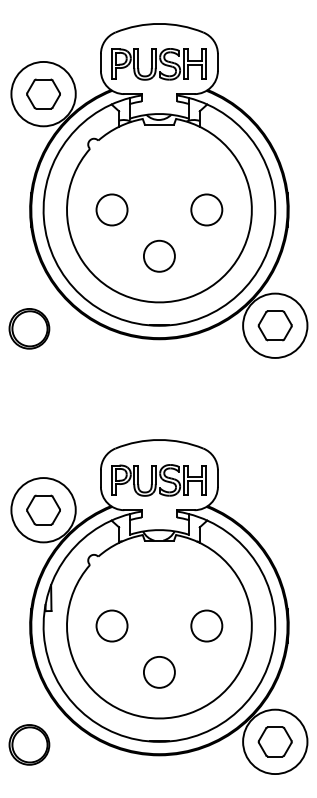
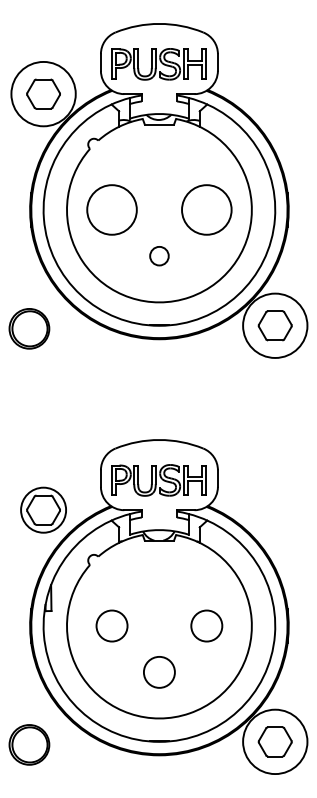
circle diameter: 31 px -> 50 px (111, 209)
circle diameter: 31 px -> 50 px (206, 209)
circle size: 33x34 px -> 21x21 px (159, 256)
circle diameter: 64 px -> 45 px (43, 509)
